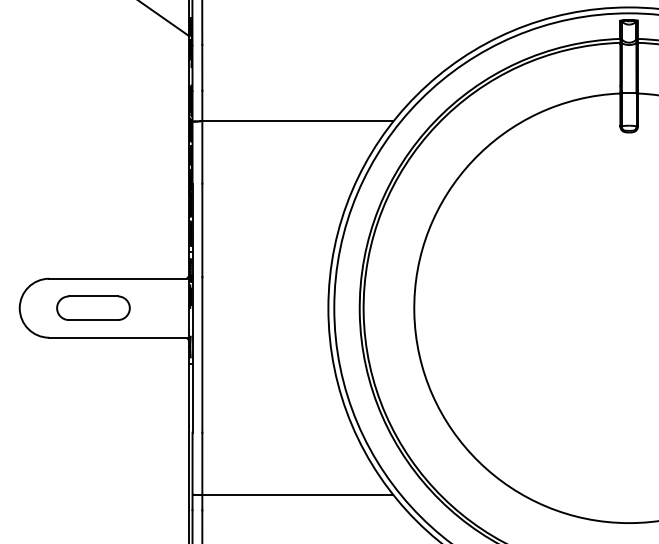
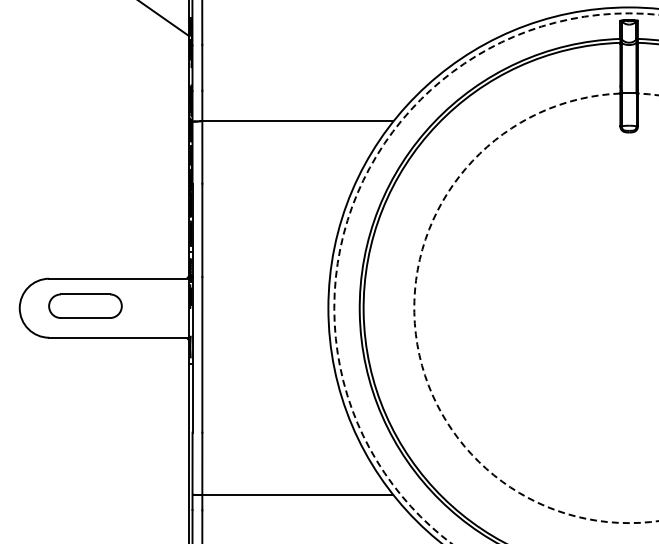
circle: solid -> dashed (496, 278)
part position: (93, 307) -> (85, 305) (85, 305)
arc: solid -> dashed (416, 338)
